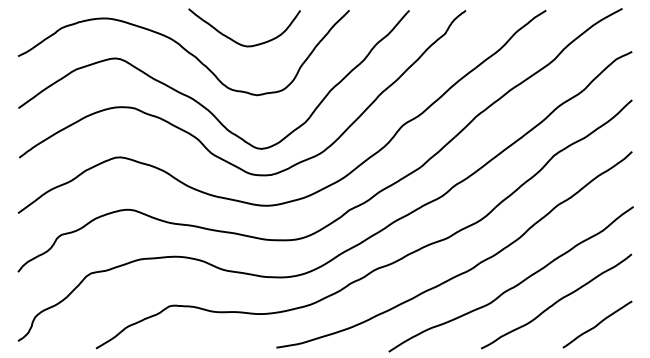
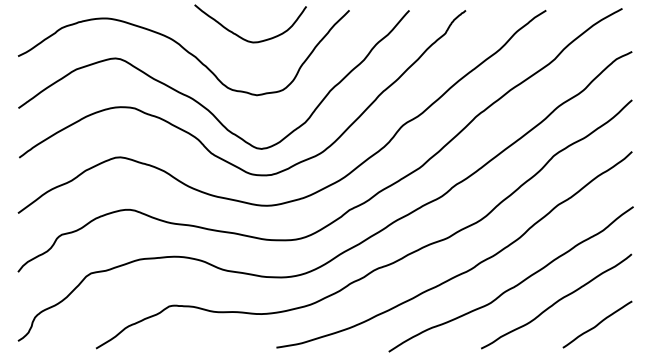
curve position: (236, 41) -> (242, 37) (242, 37)
